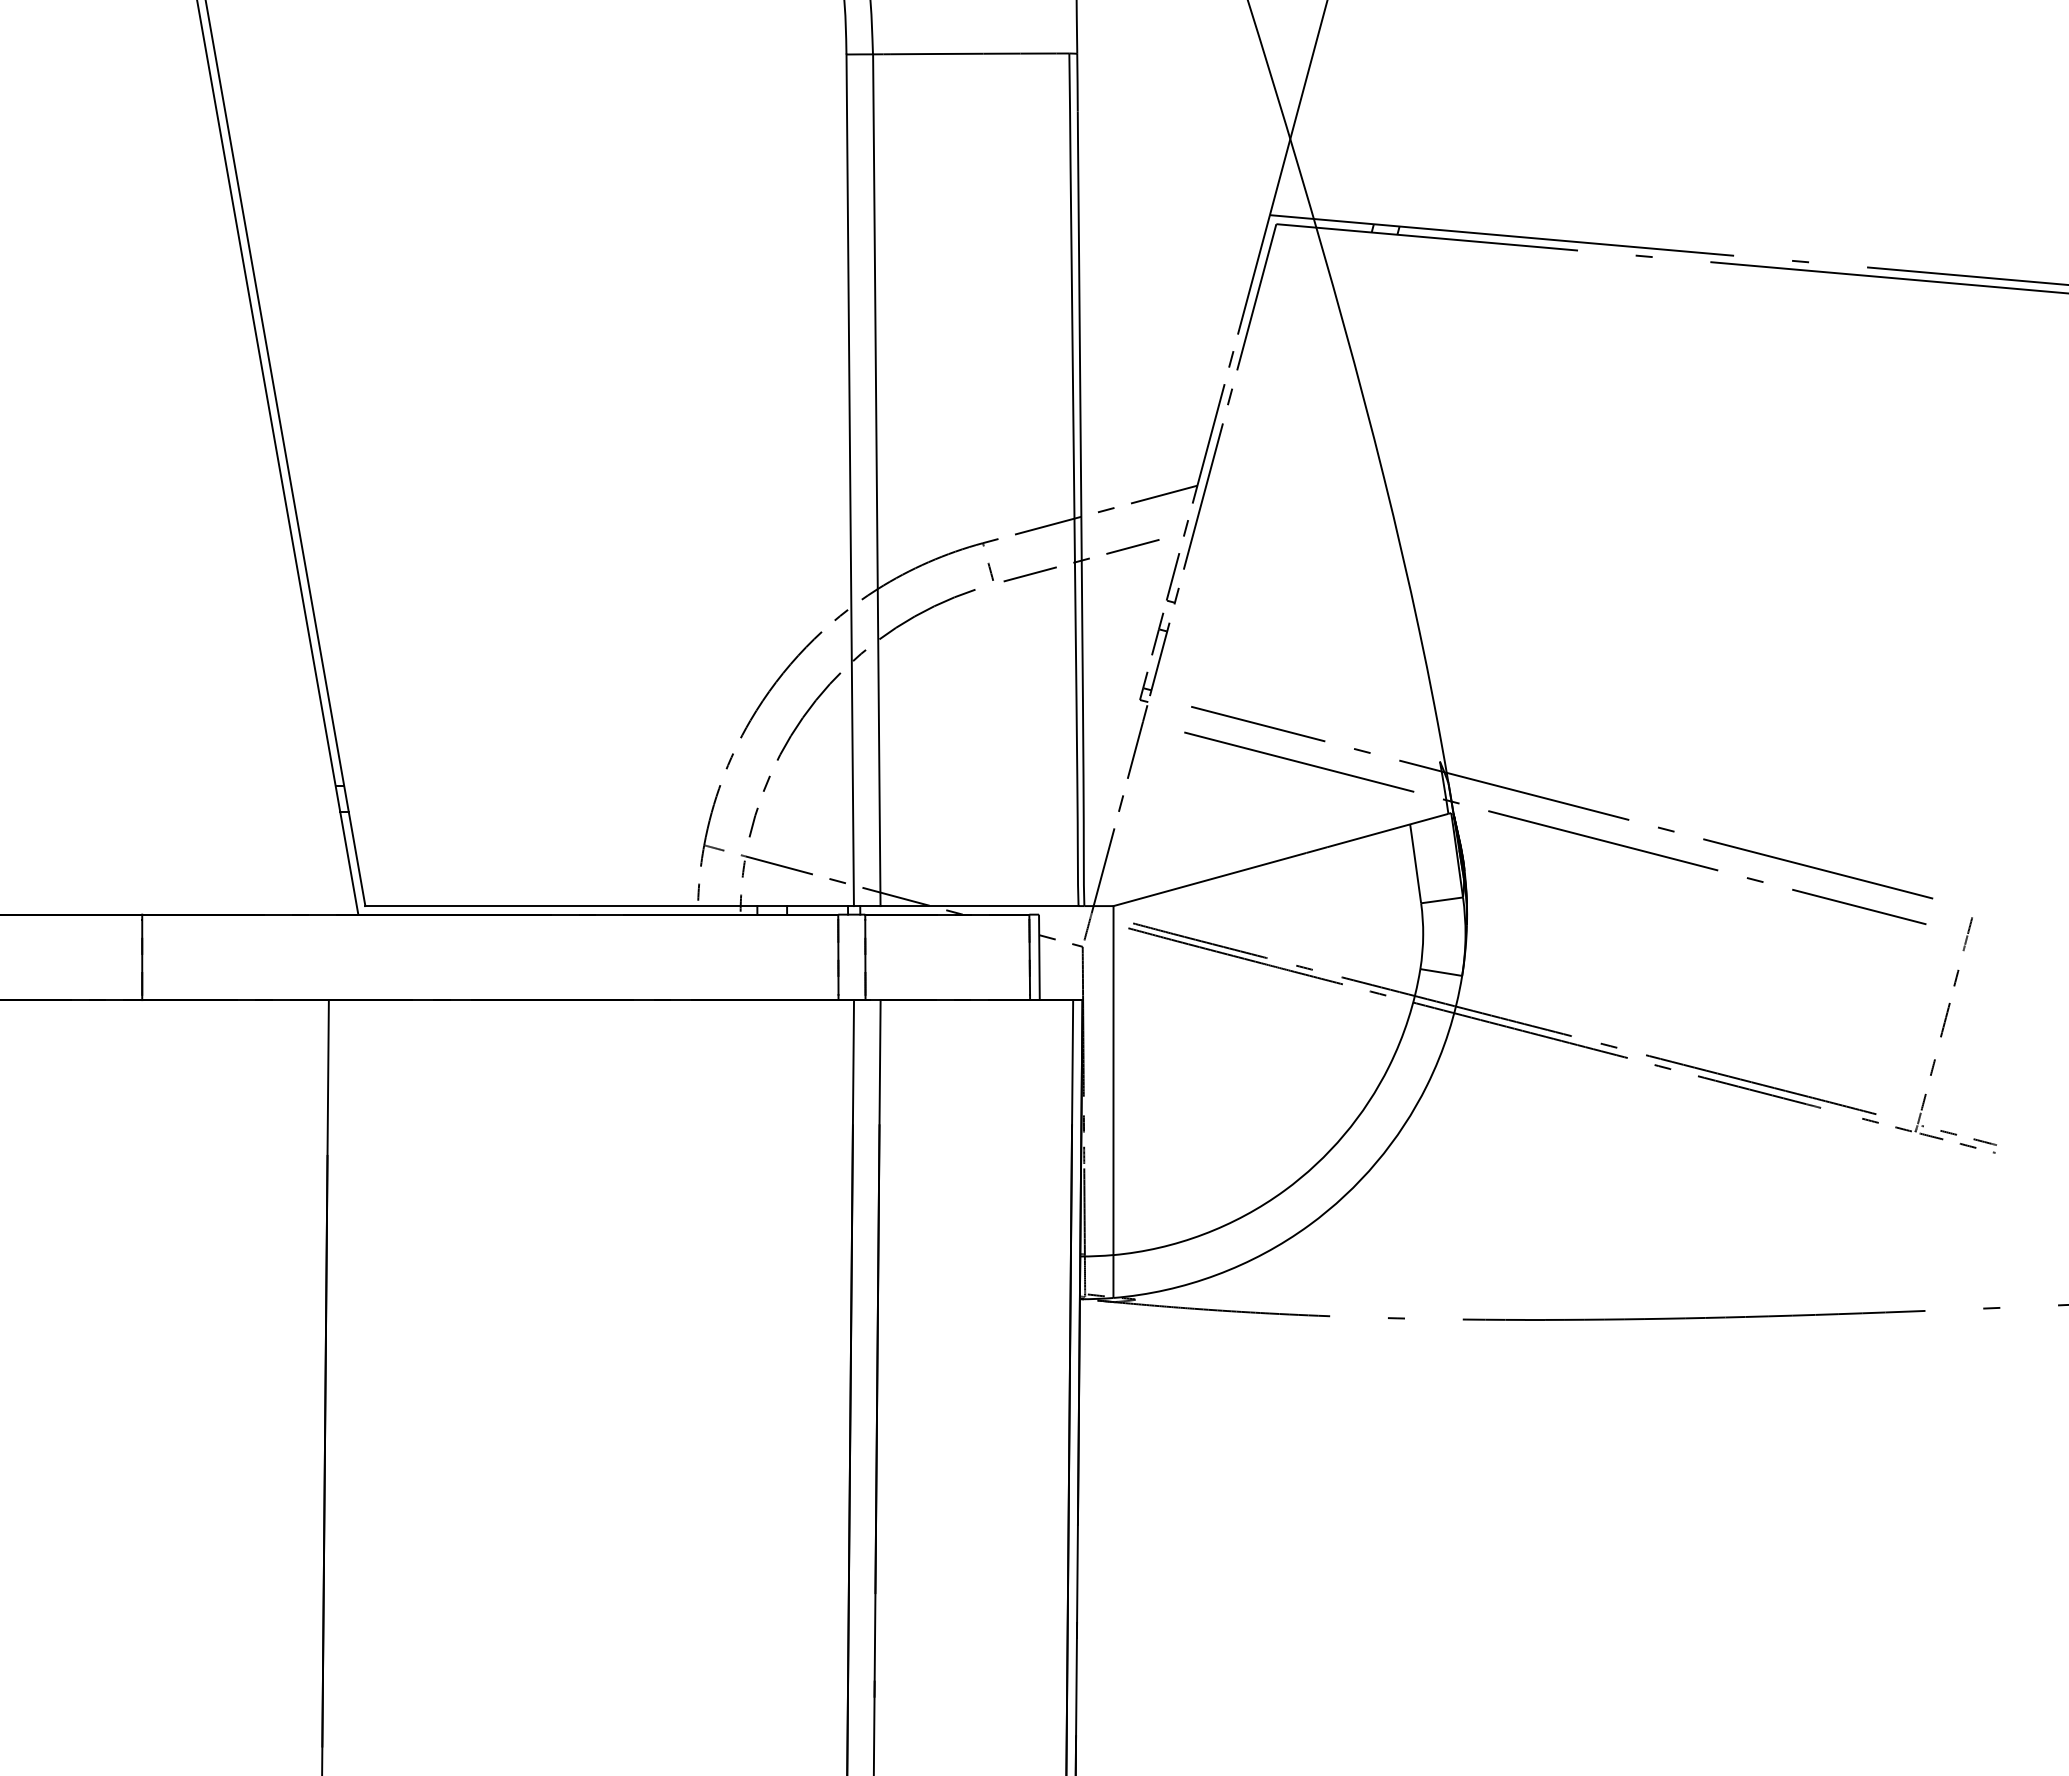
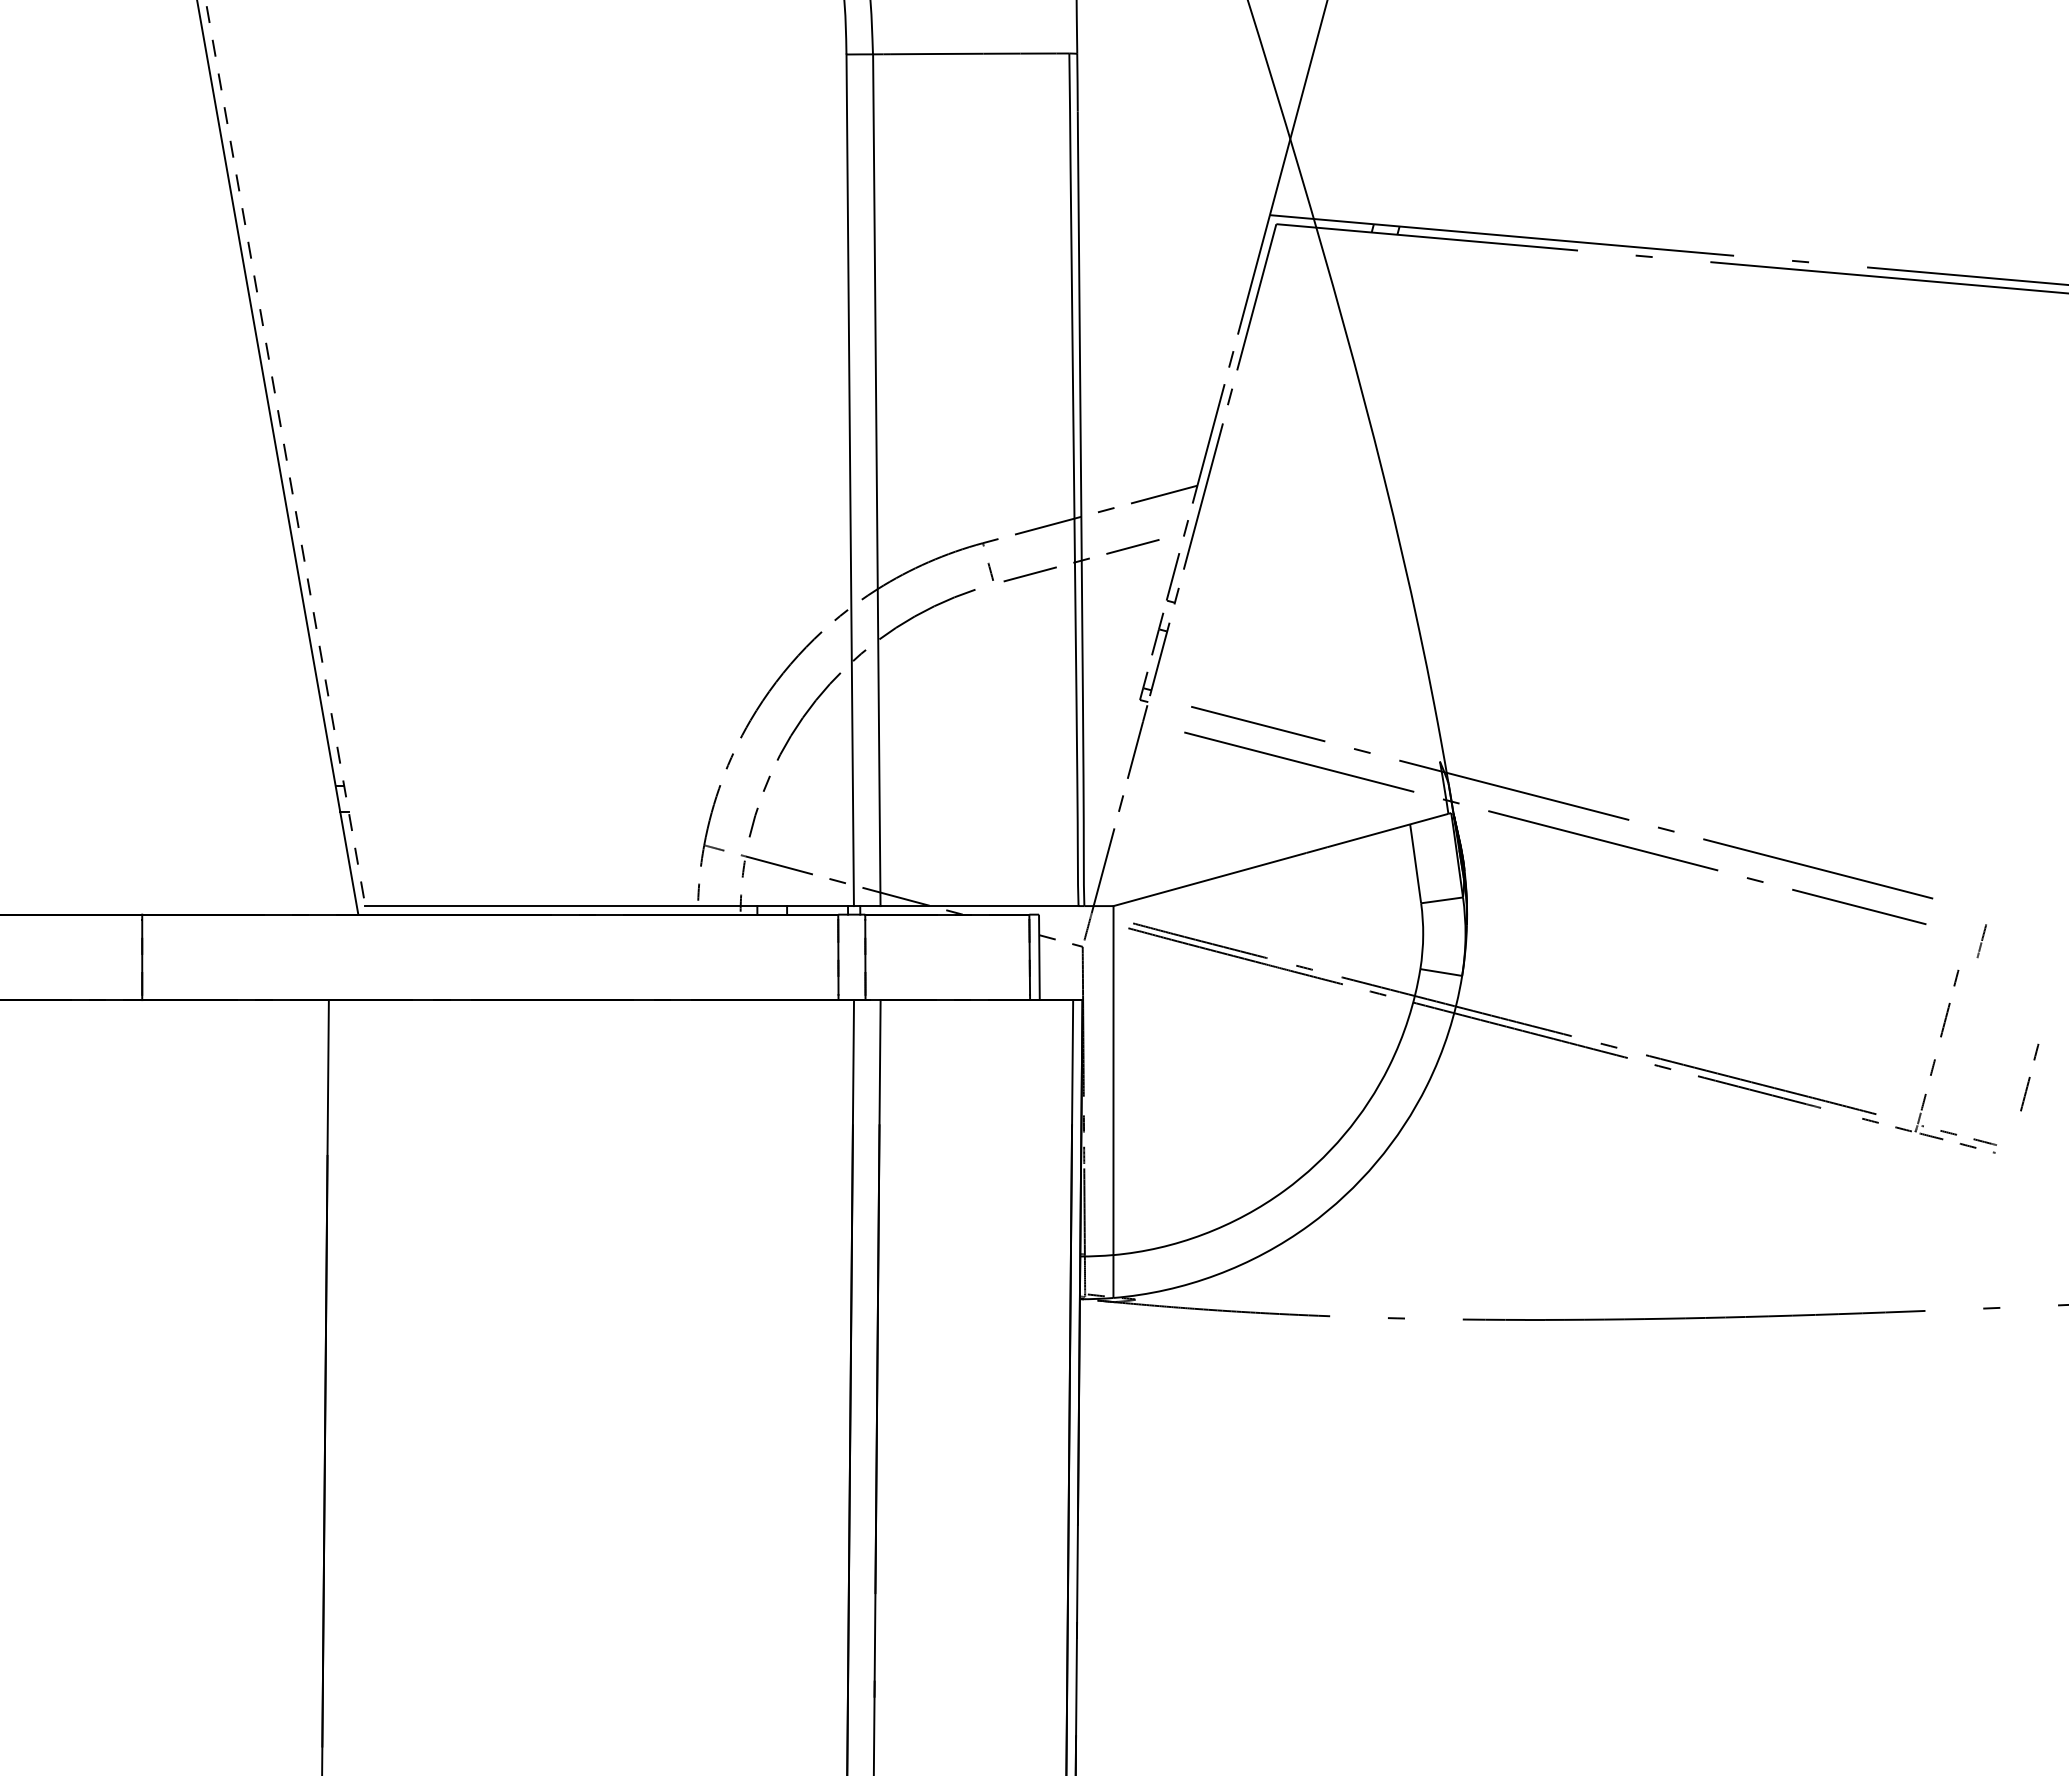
line: solid -> dashed (285, 453)
line position: (1967, 933) -> (1981, 940) (1981, 940)
curve: none -> present (2029, 1077)
